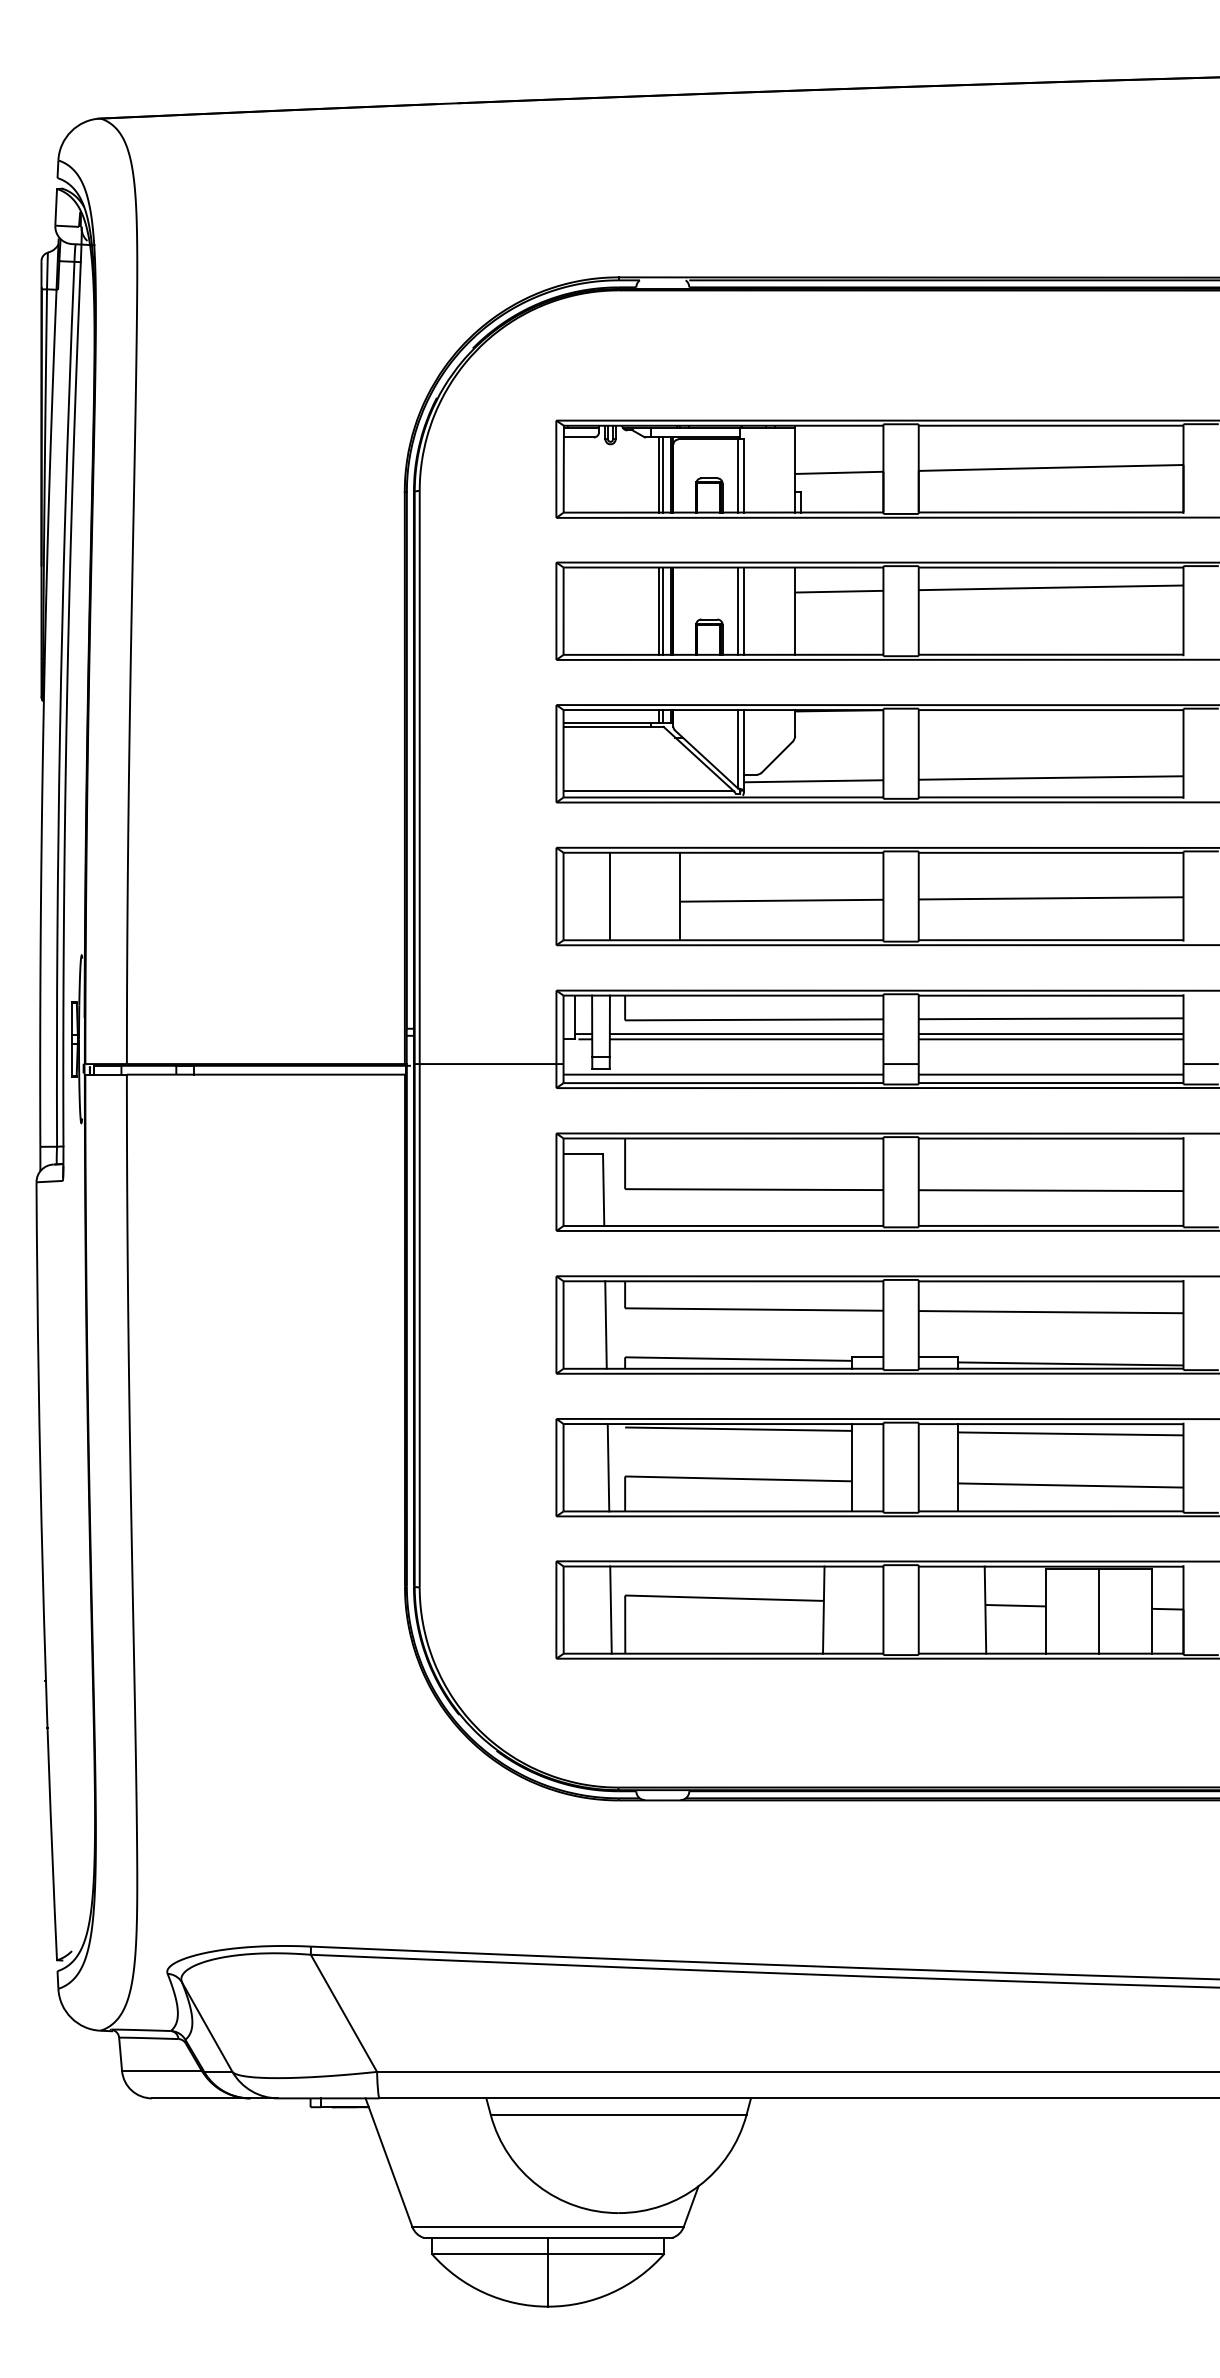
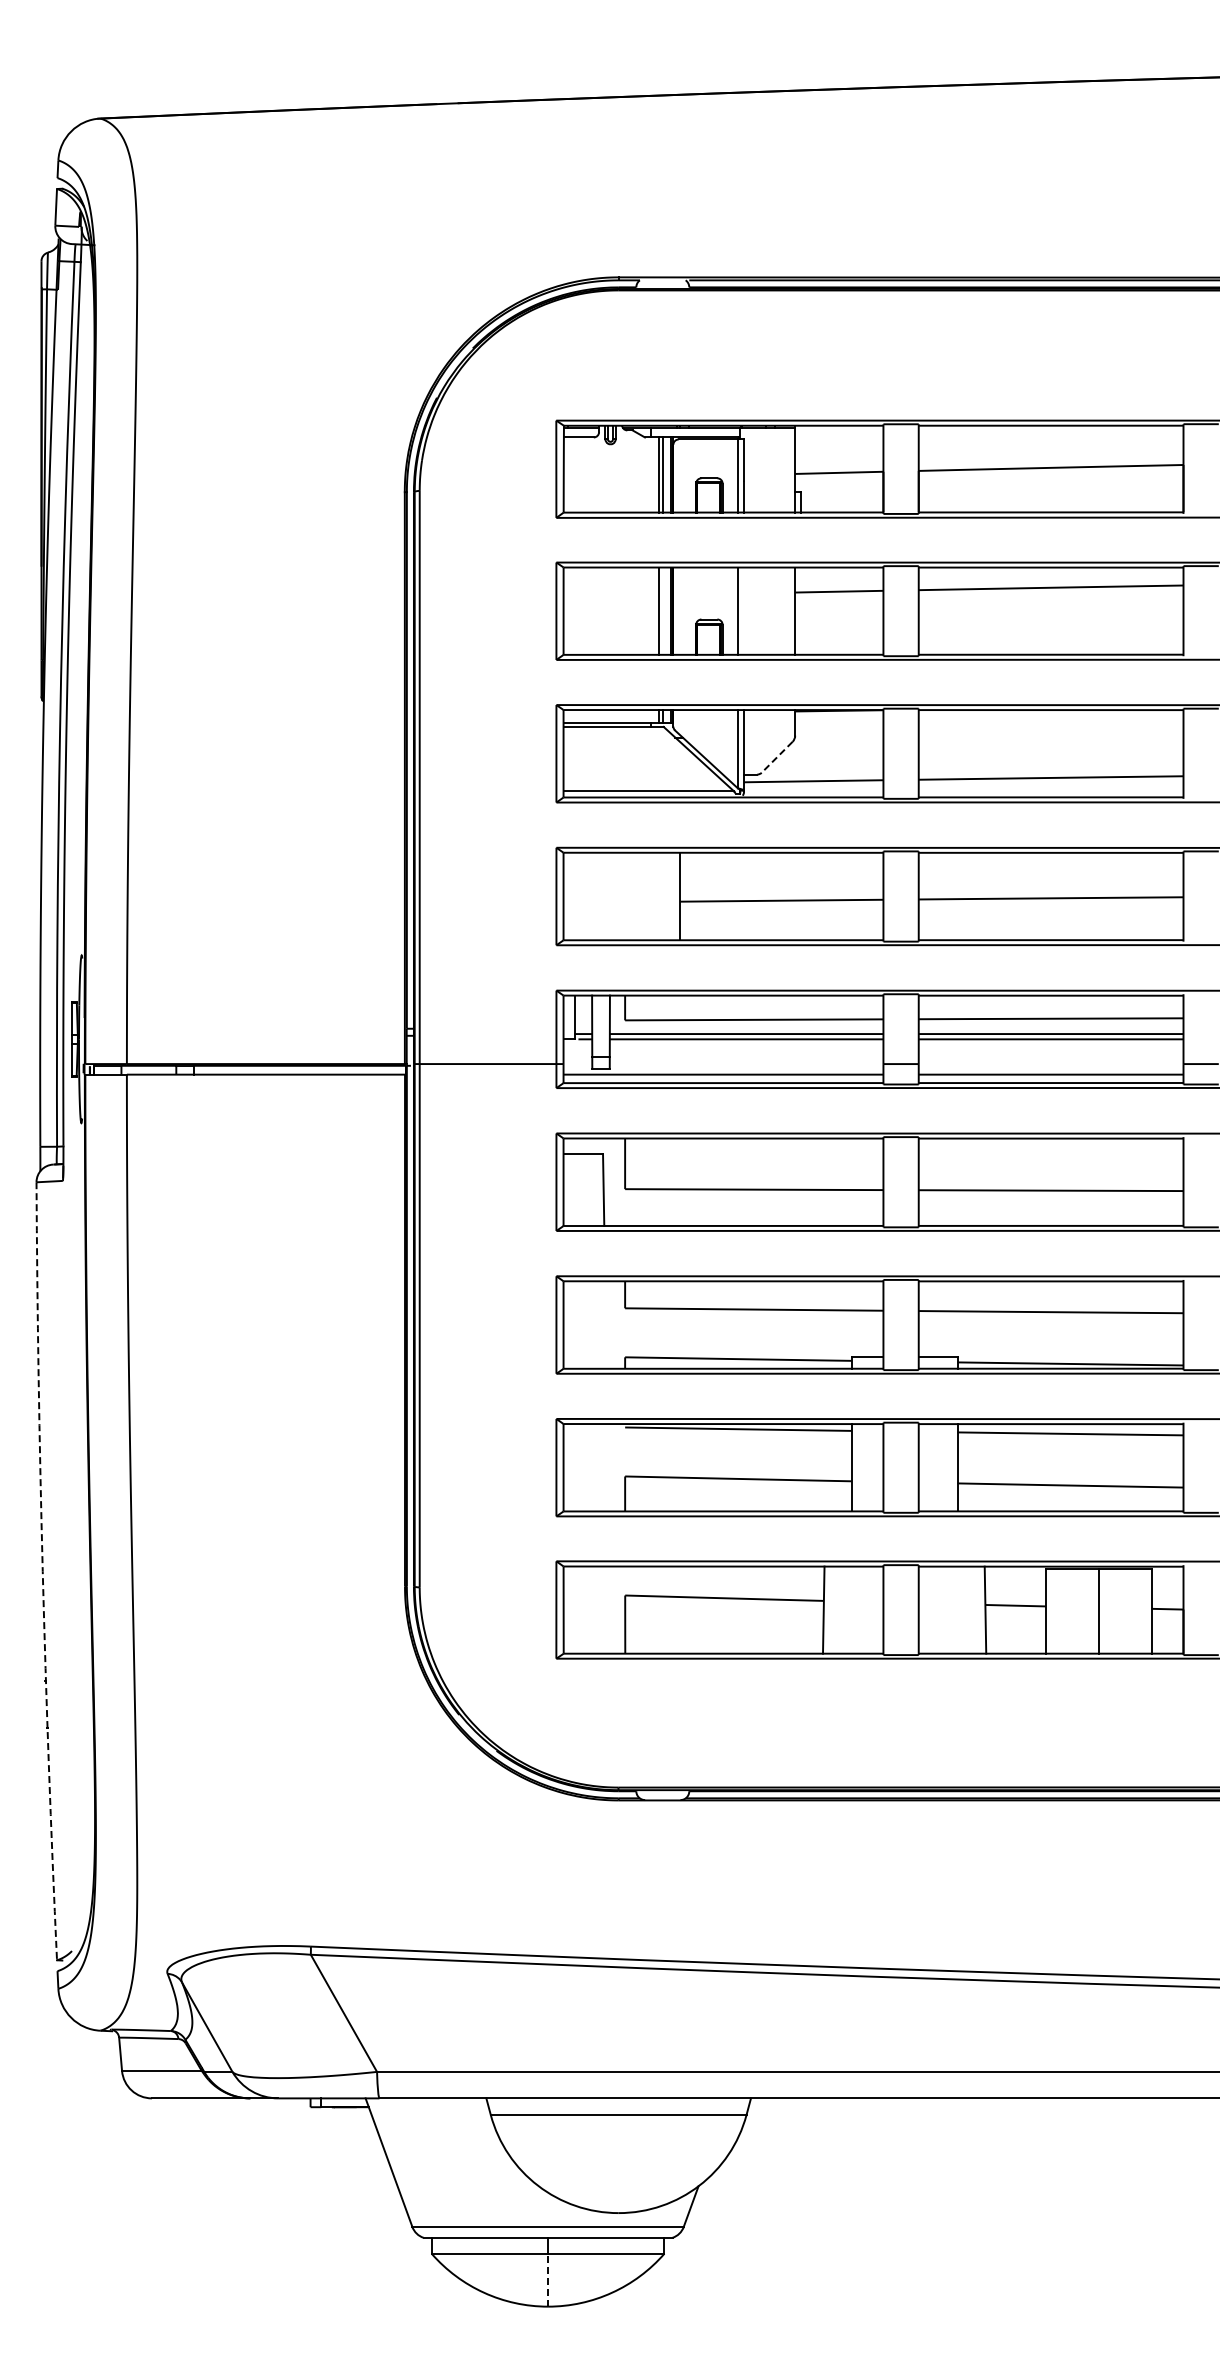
line: present -> none (662, 610)
line: present -> none (744, 610)
line: solid -> dashed (777, 757)
line: present -> none (609, 896)
line: present -> none (605, 1324)
line: present -> none (608, 1467)
arc: solid -> dashed (42, 1571)
line: present -> none (610, 1609)
line: solid -> dashed (548, 2279)
